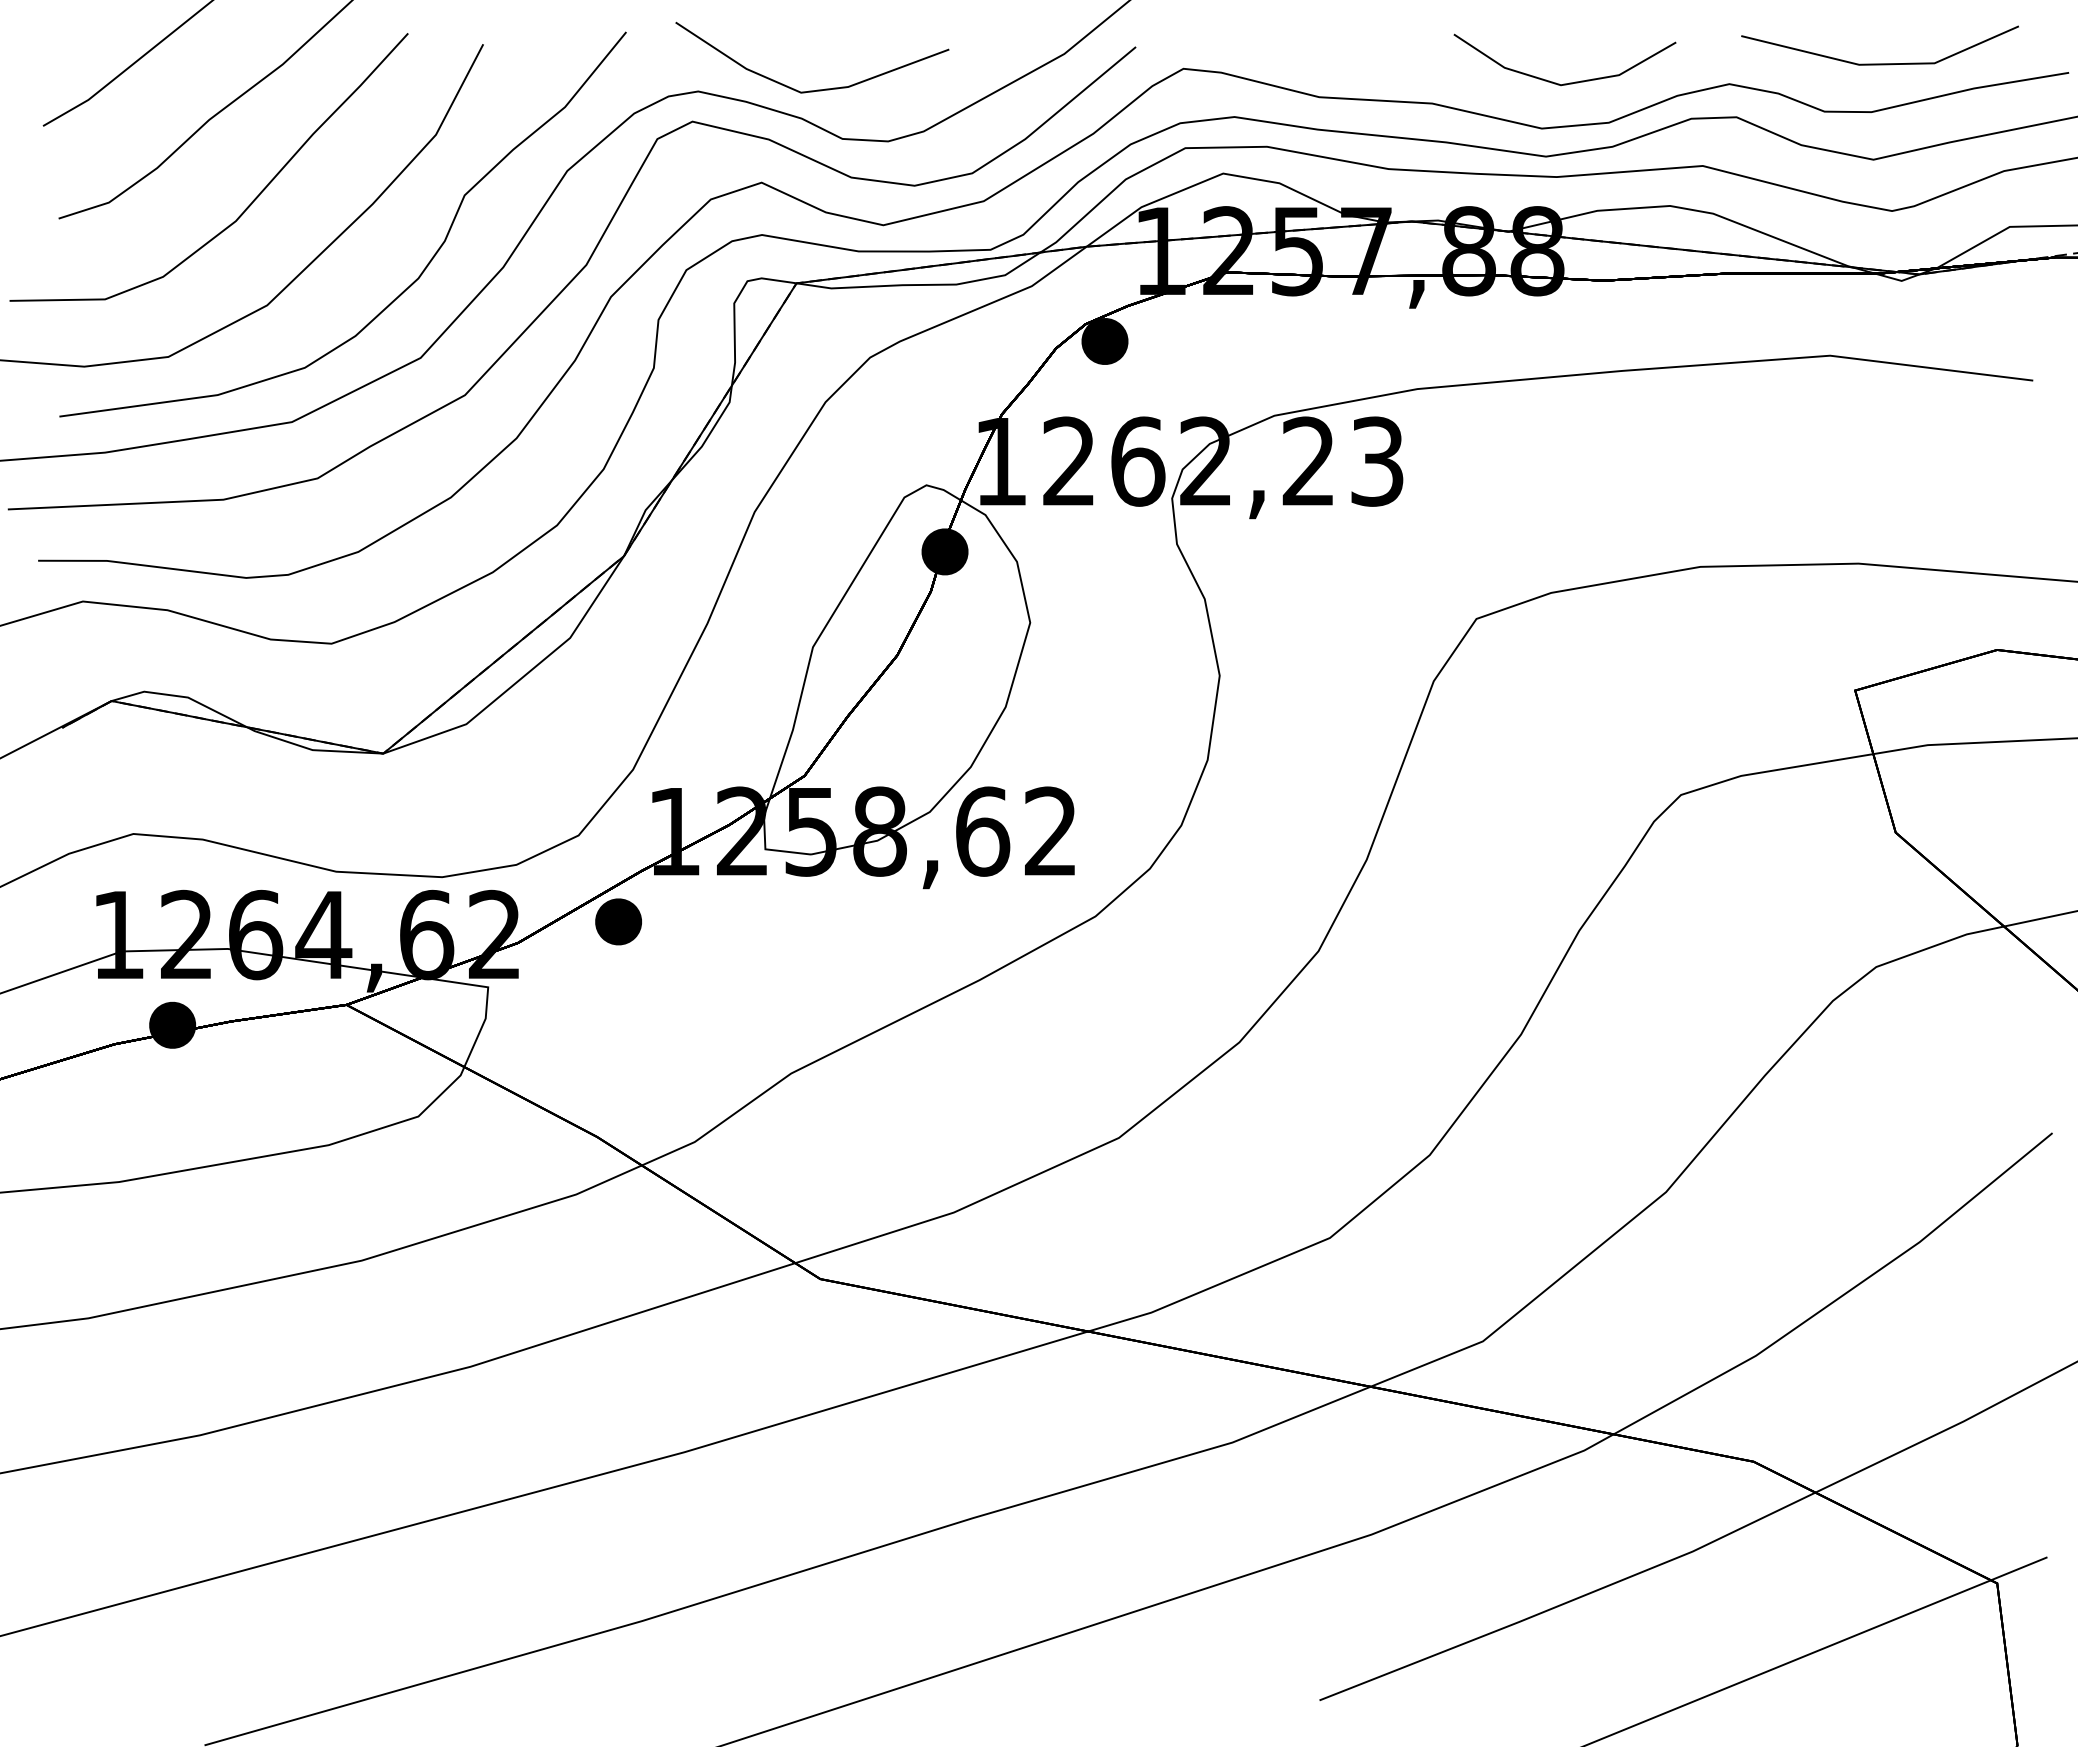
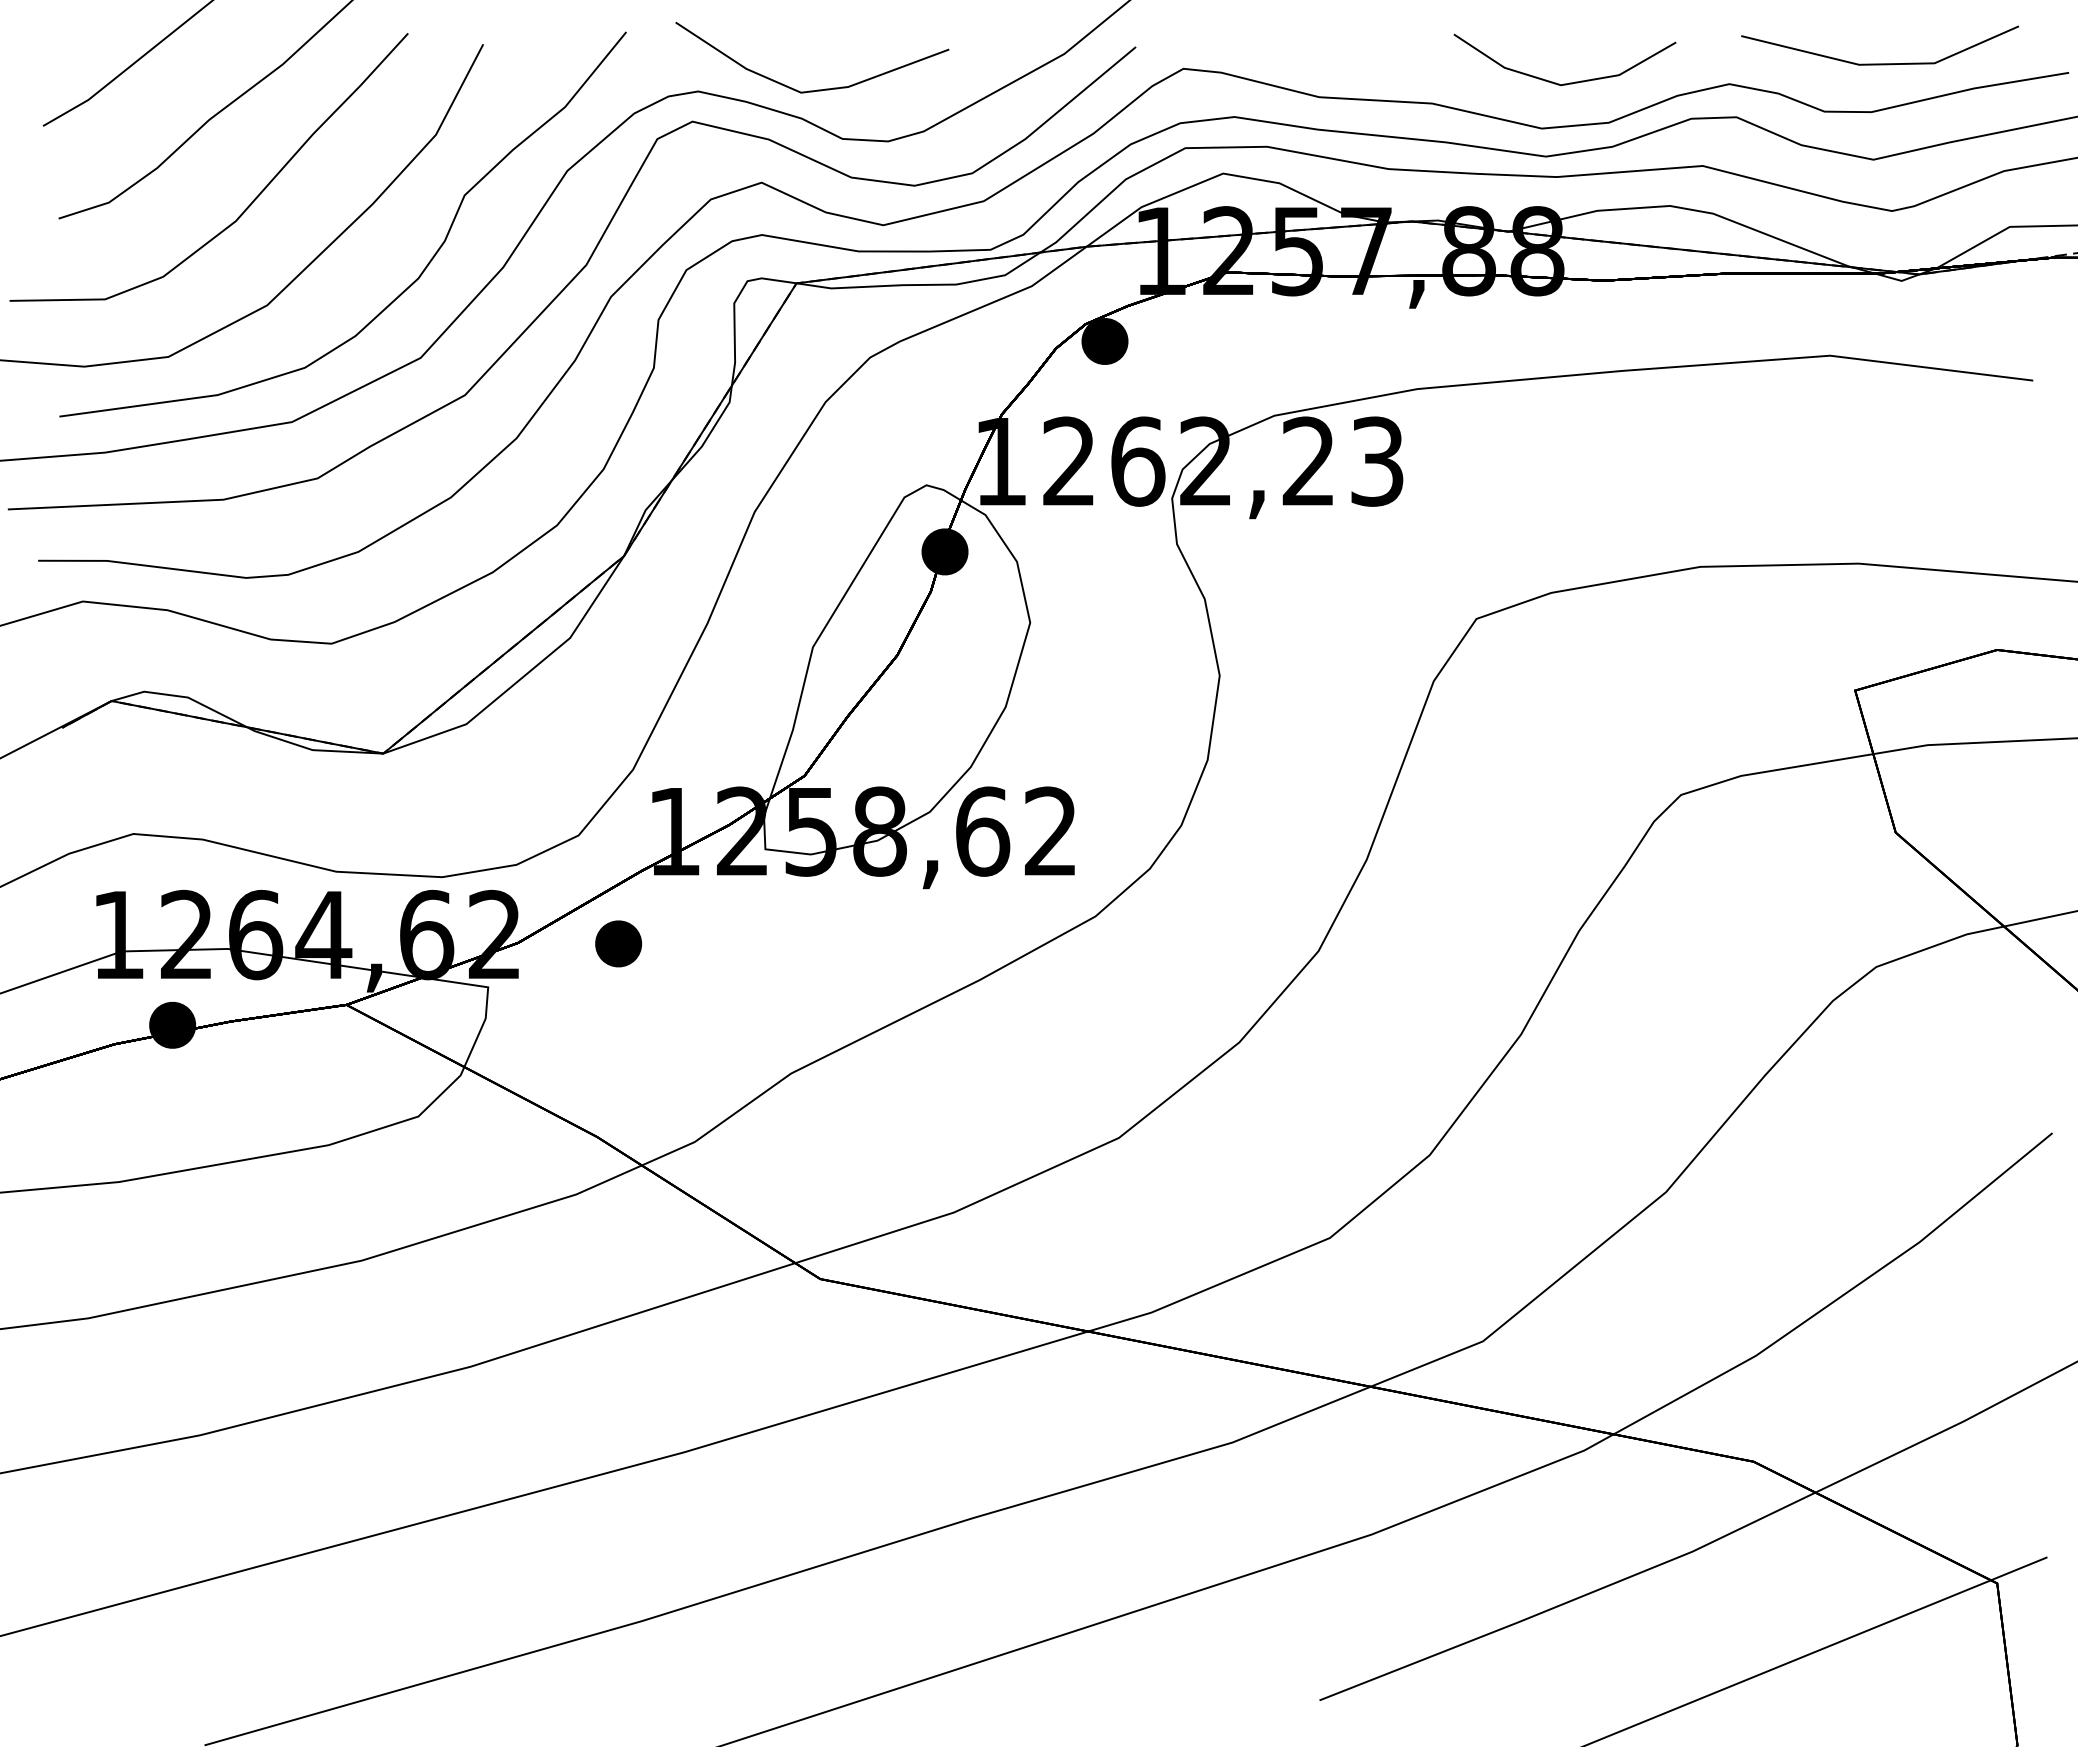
part position: (618, 921) -> (618, 943) (618, 943)
